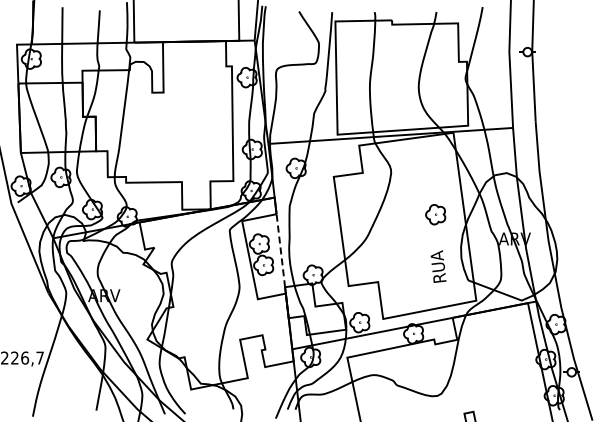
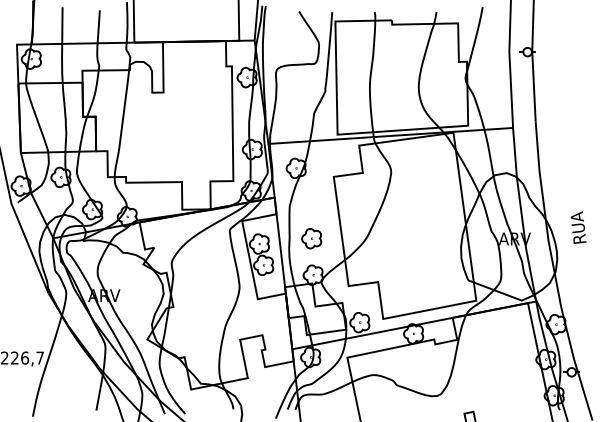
part position: (435, 214) -> (311, 238) (311, 238)
line: dashed -> solid (280, 250)
text position: (438, 266) -> (578, 227) (578, 227)
